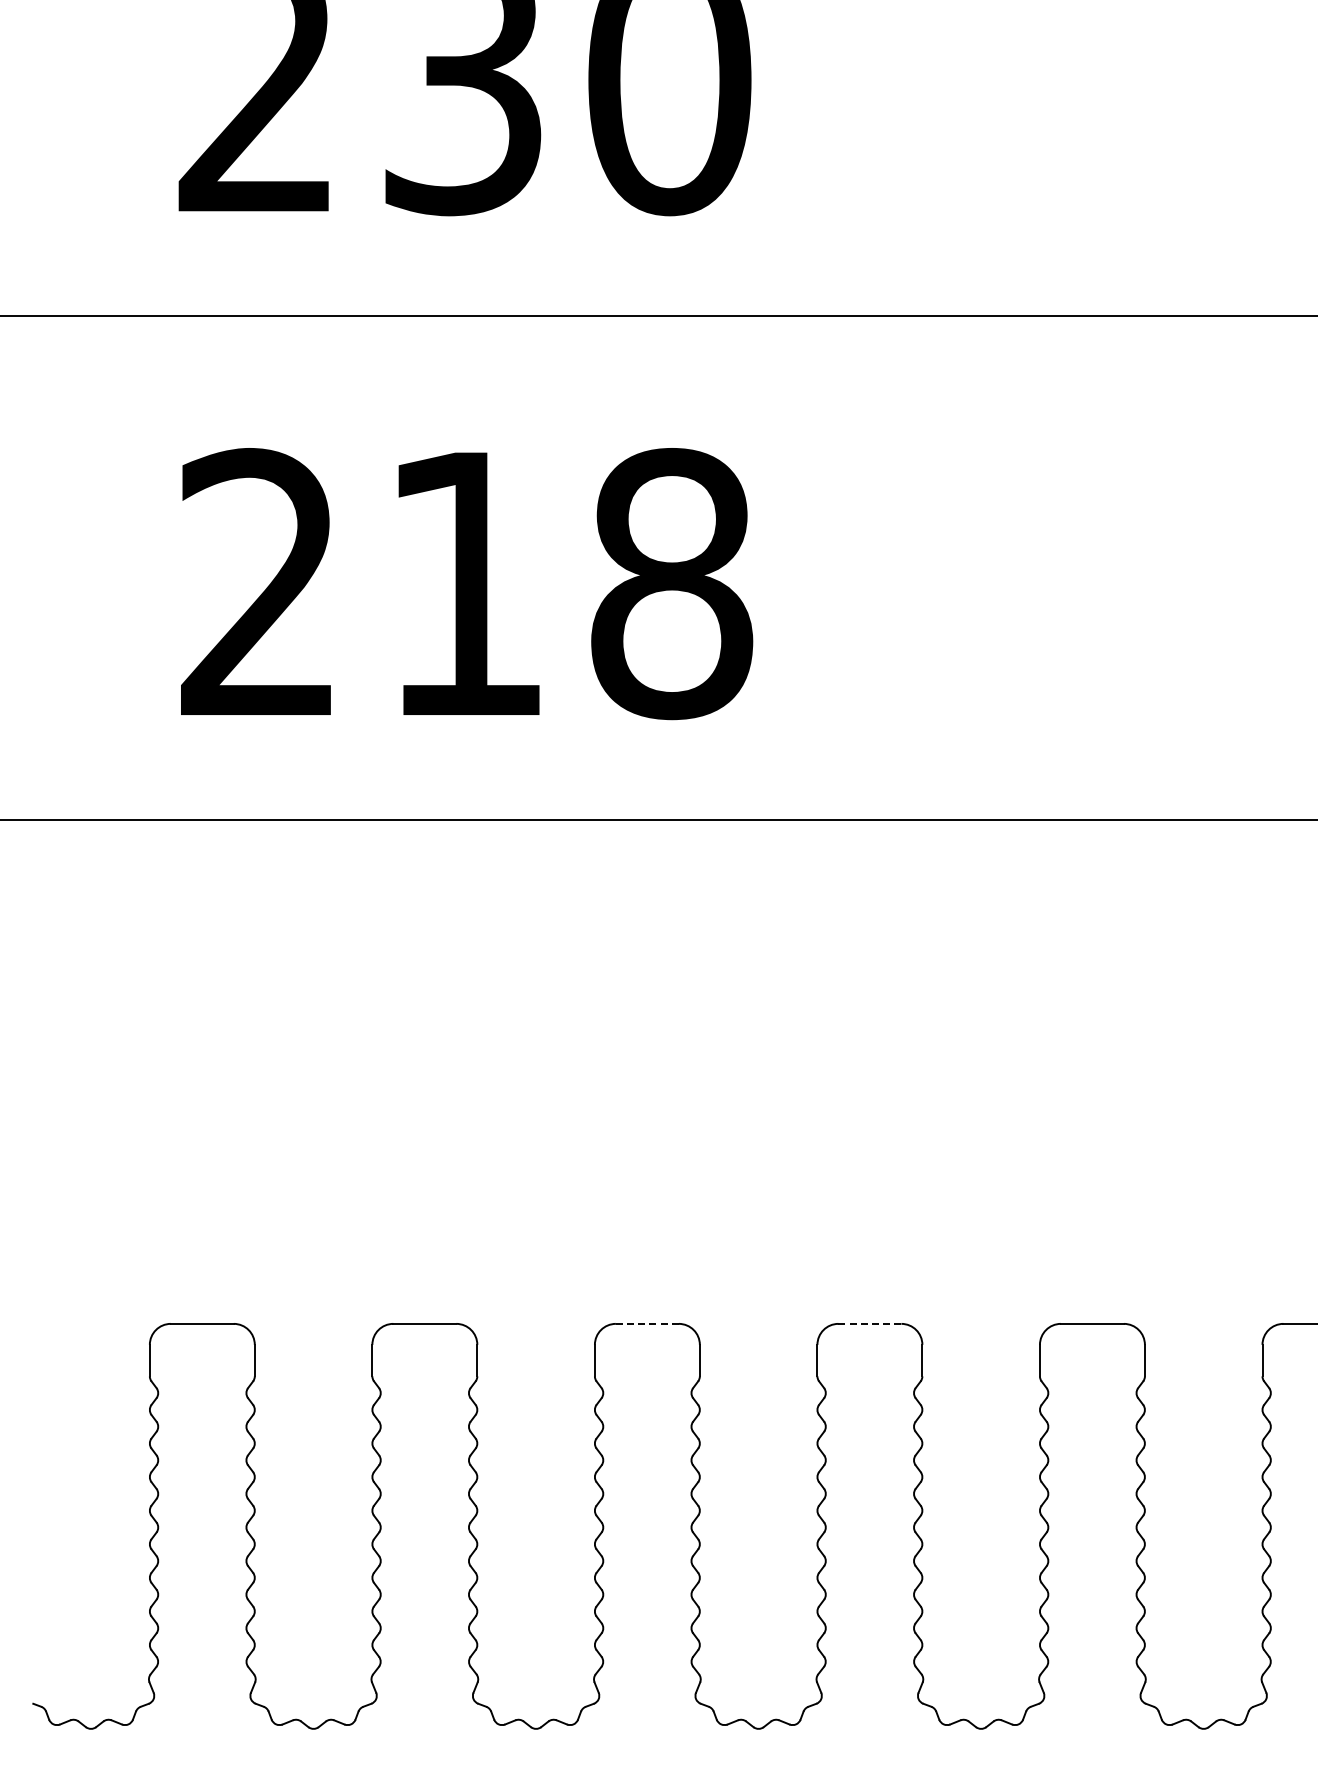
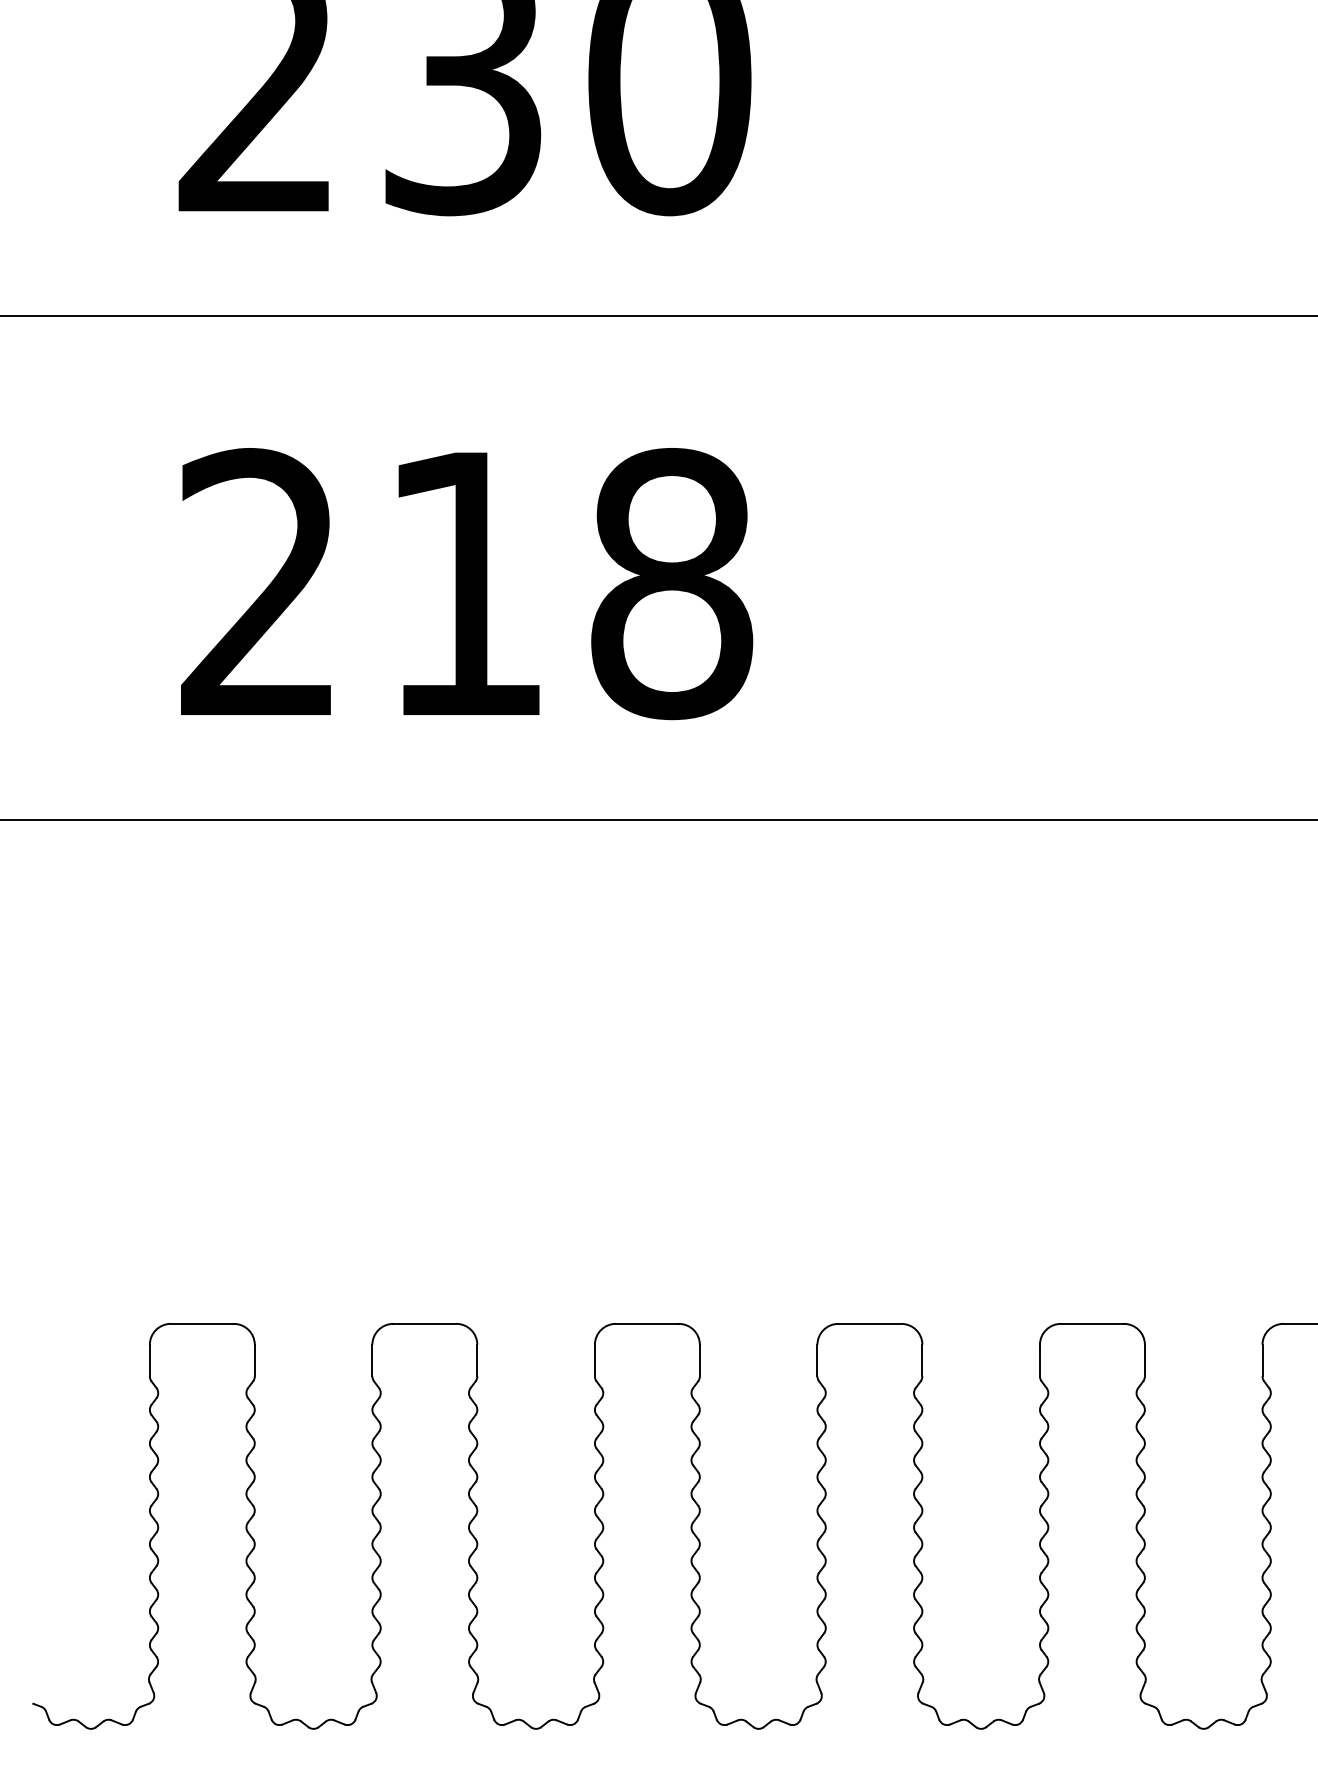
line: dashed -> solid (646, 1323)
line: dashed -> solid (869, 1323)
